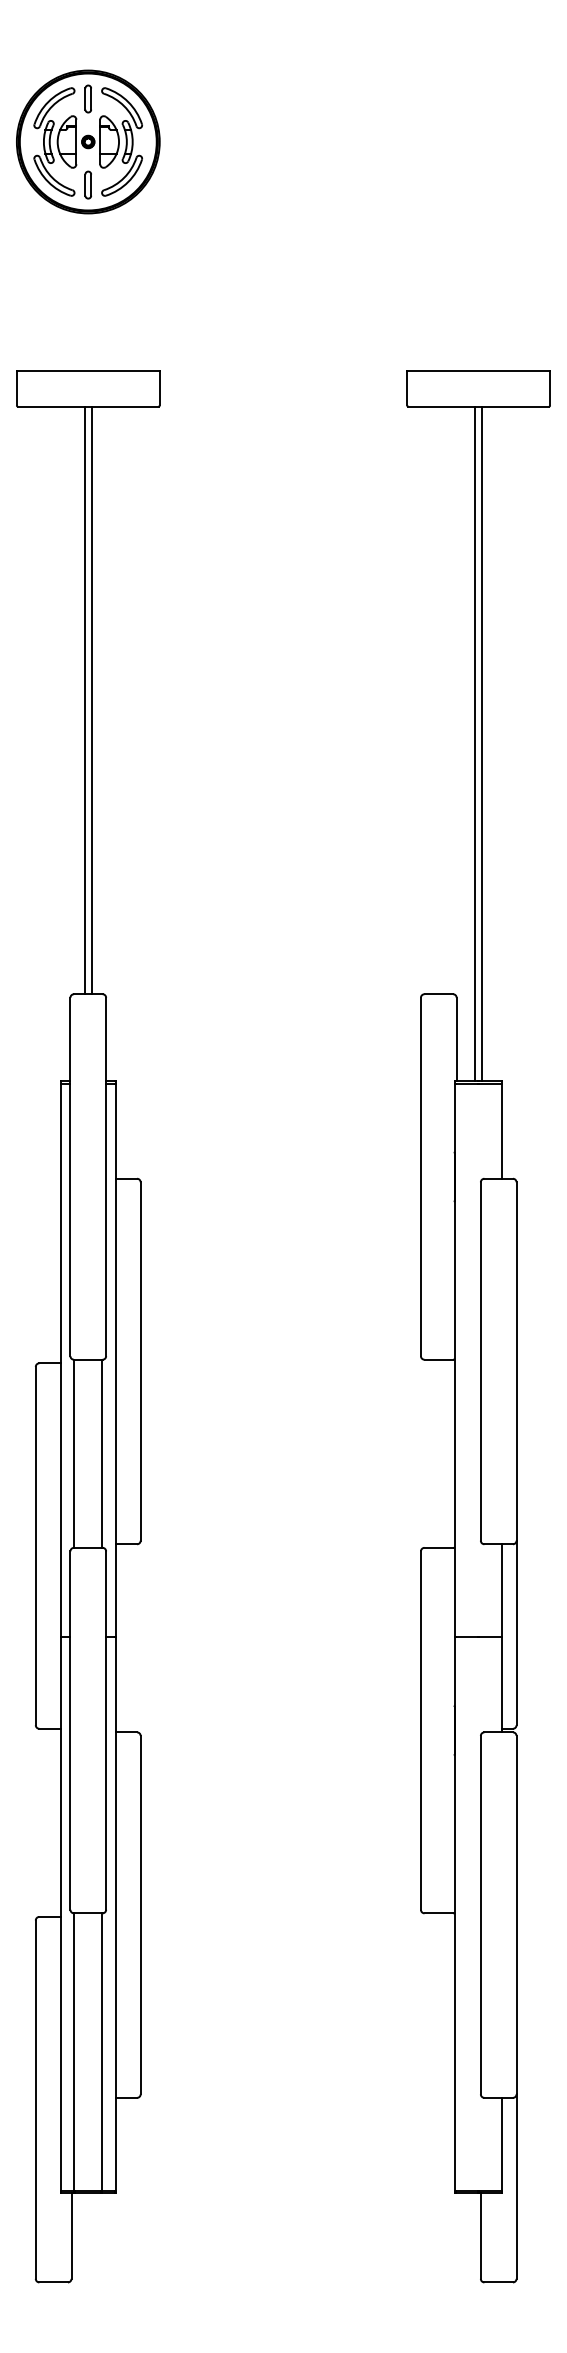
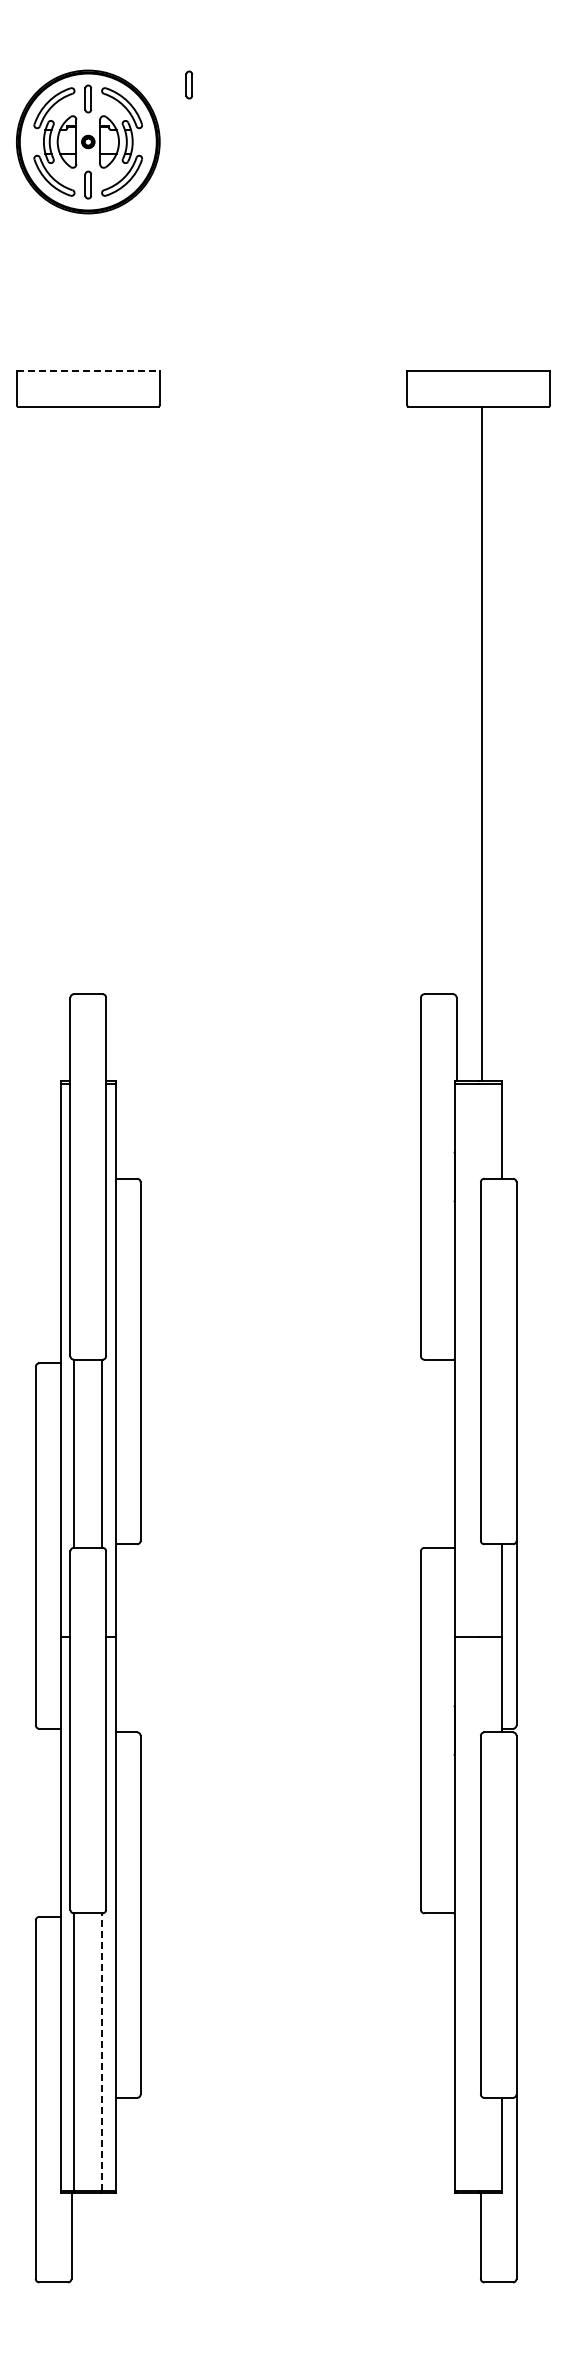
part: none -> present (188, 84)
line: solid -> dashed (88, 370)
line: present -> none (84, 700)
line: present -> none (91, 700)
line: present -> none (475, 743)
line: solid -> dashed (102, 2052)
